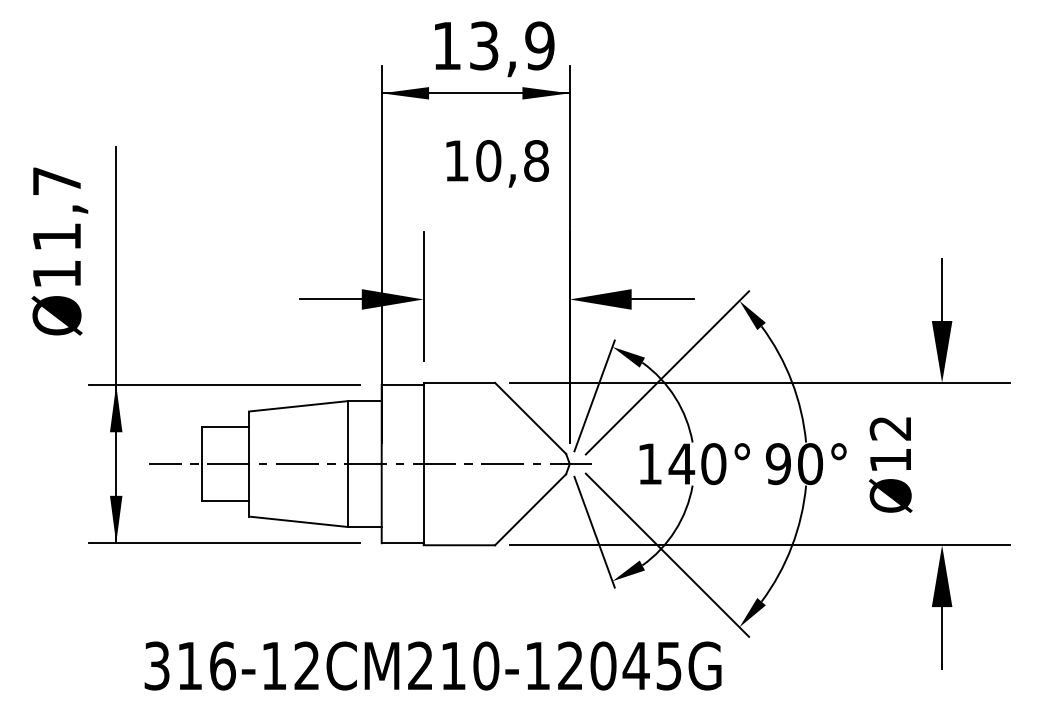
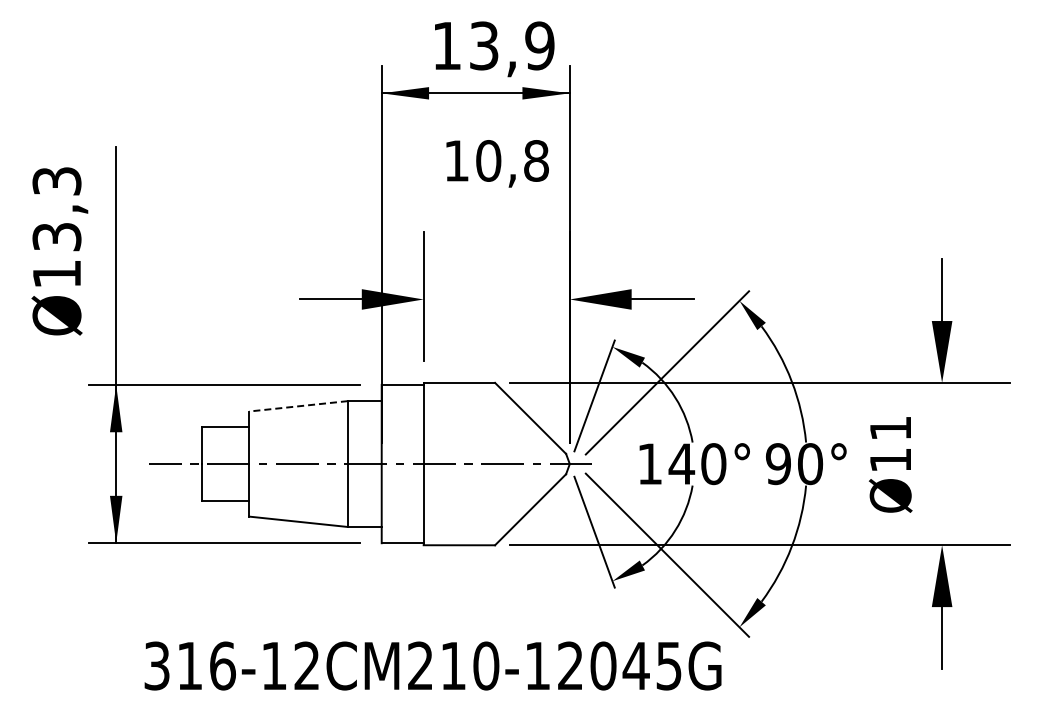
text: Ø11,7 -> Ø13,3 (56, 209)
line: solid -> dashed (298, 406)
text: Ø12 -> Ø11 (889, 428)
